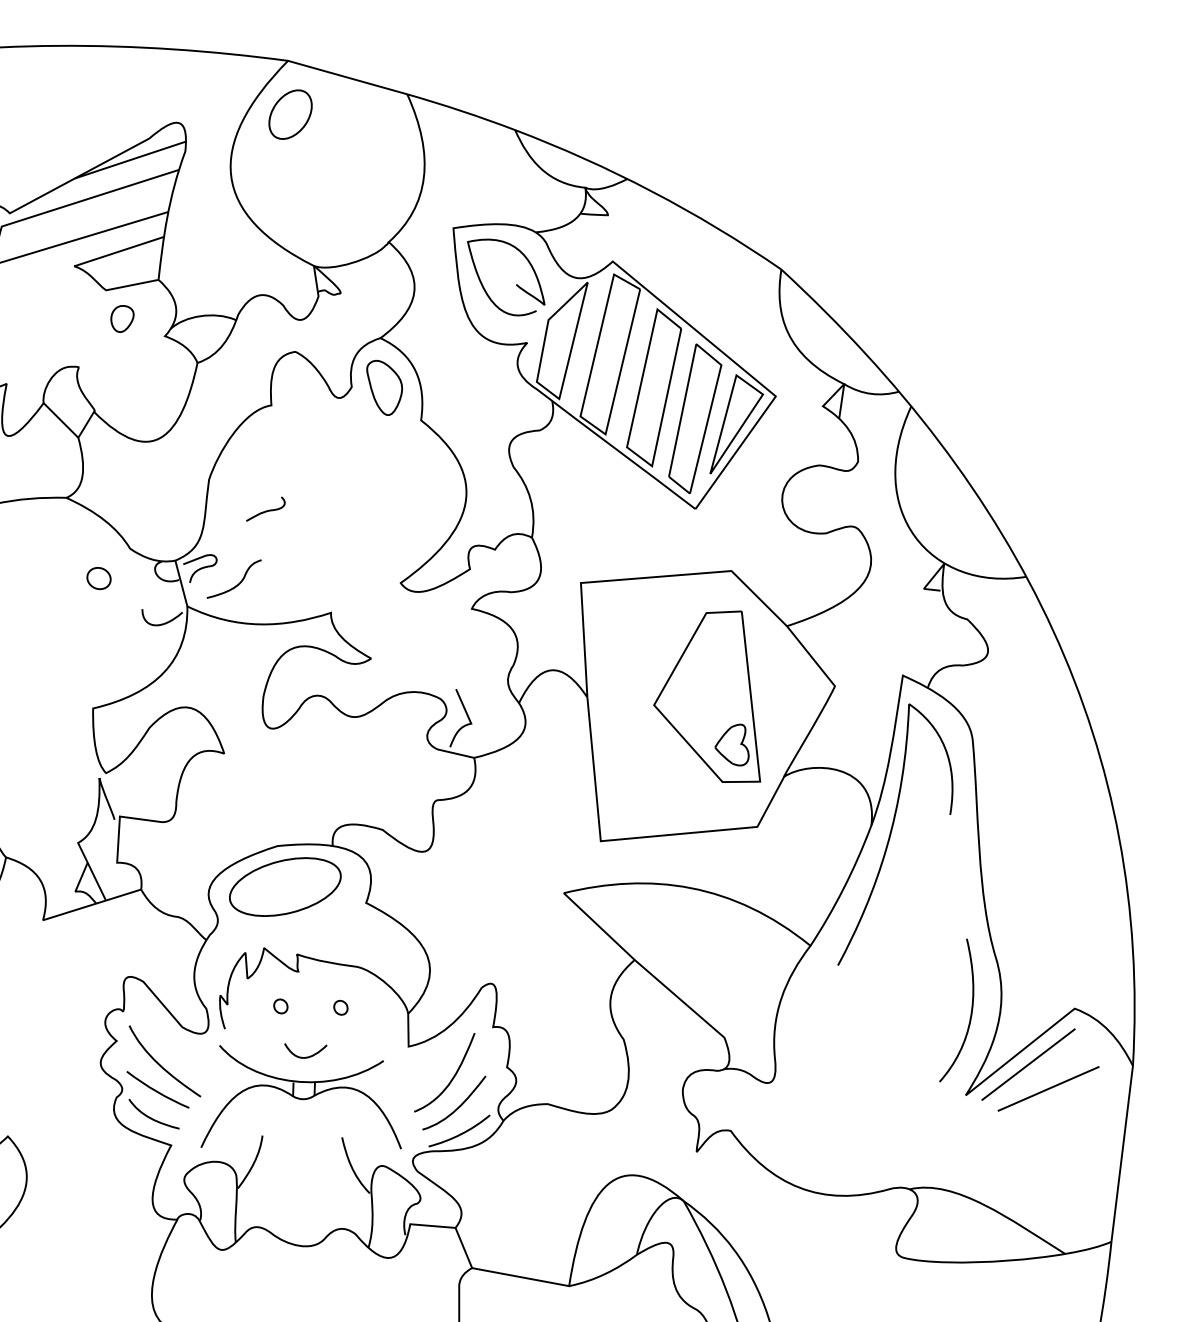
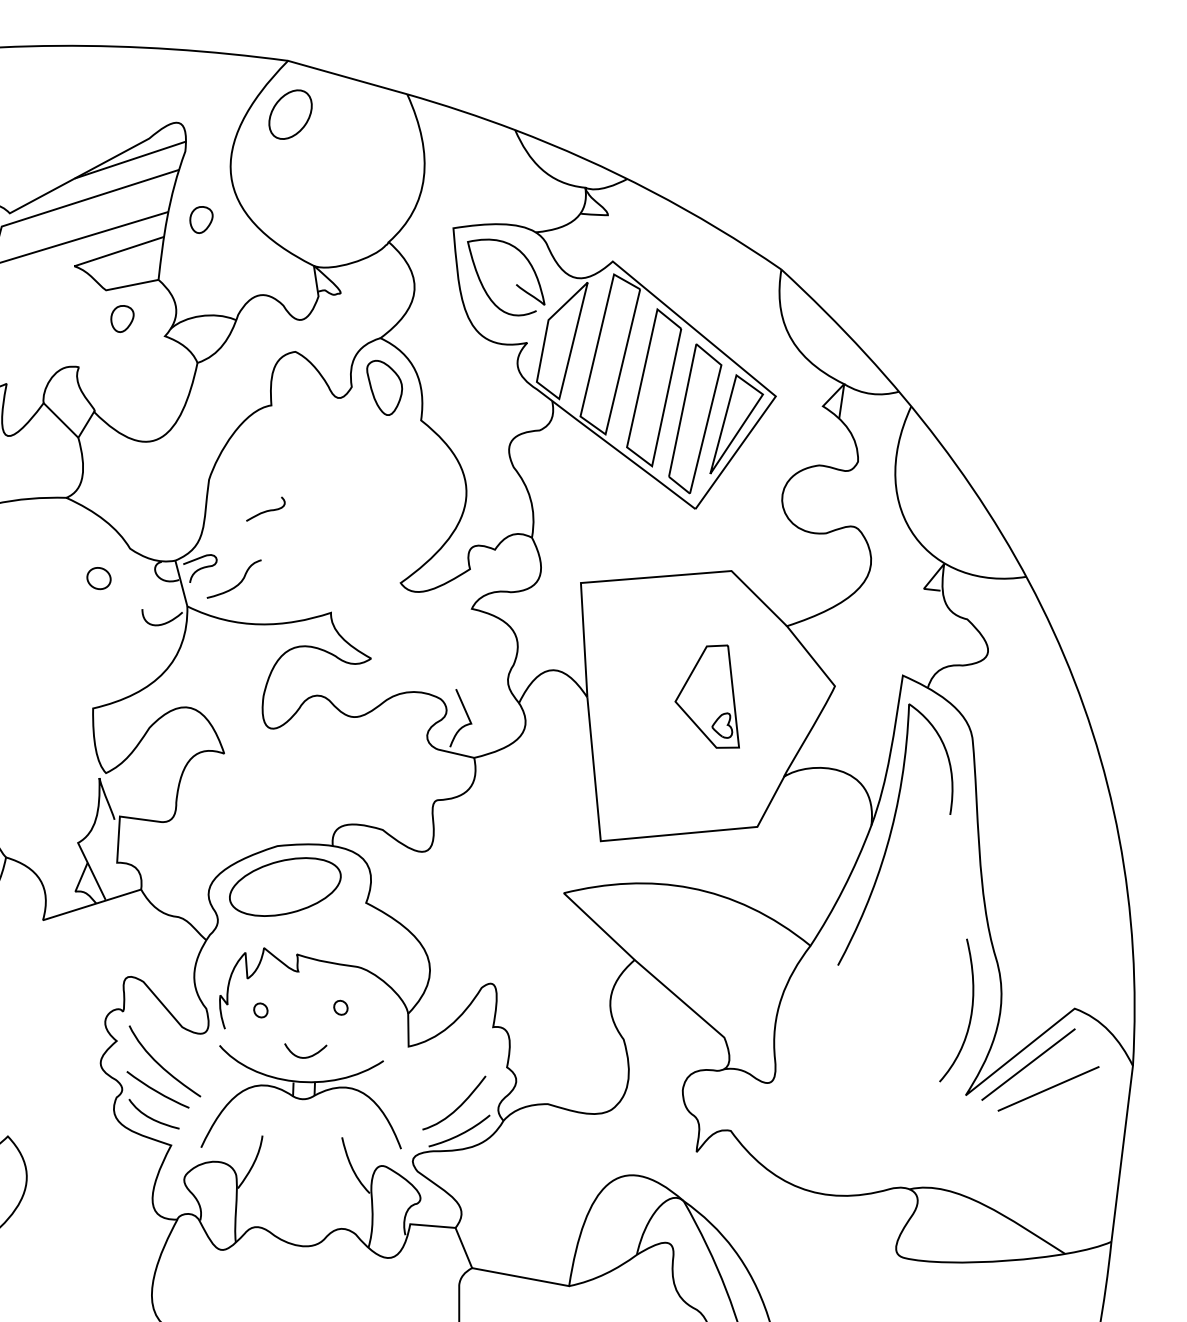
part: none -> present (201, 219)
part size: 109x173 px -> 66x105 px (706, 696)
part position: (280, 1006) -> (260, 1010) (260, 1010)
curve: present -> none (451, 1078)
